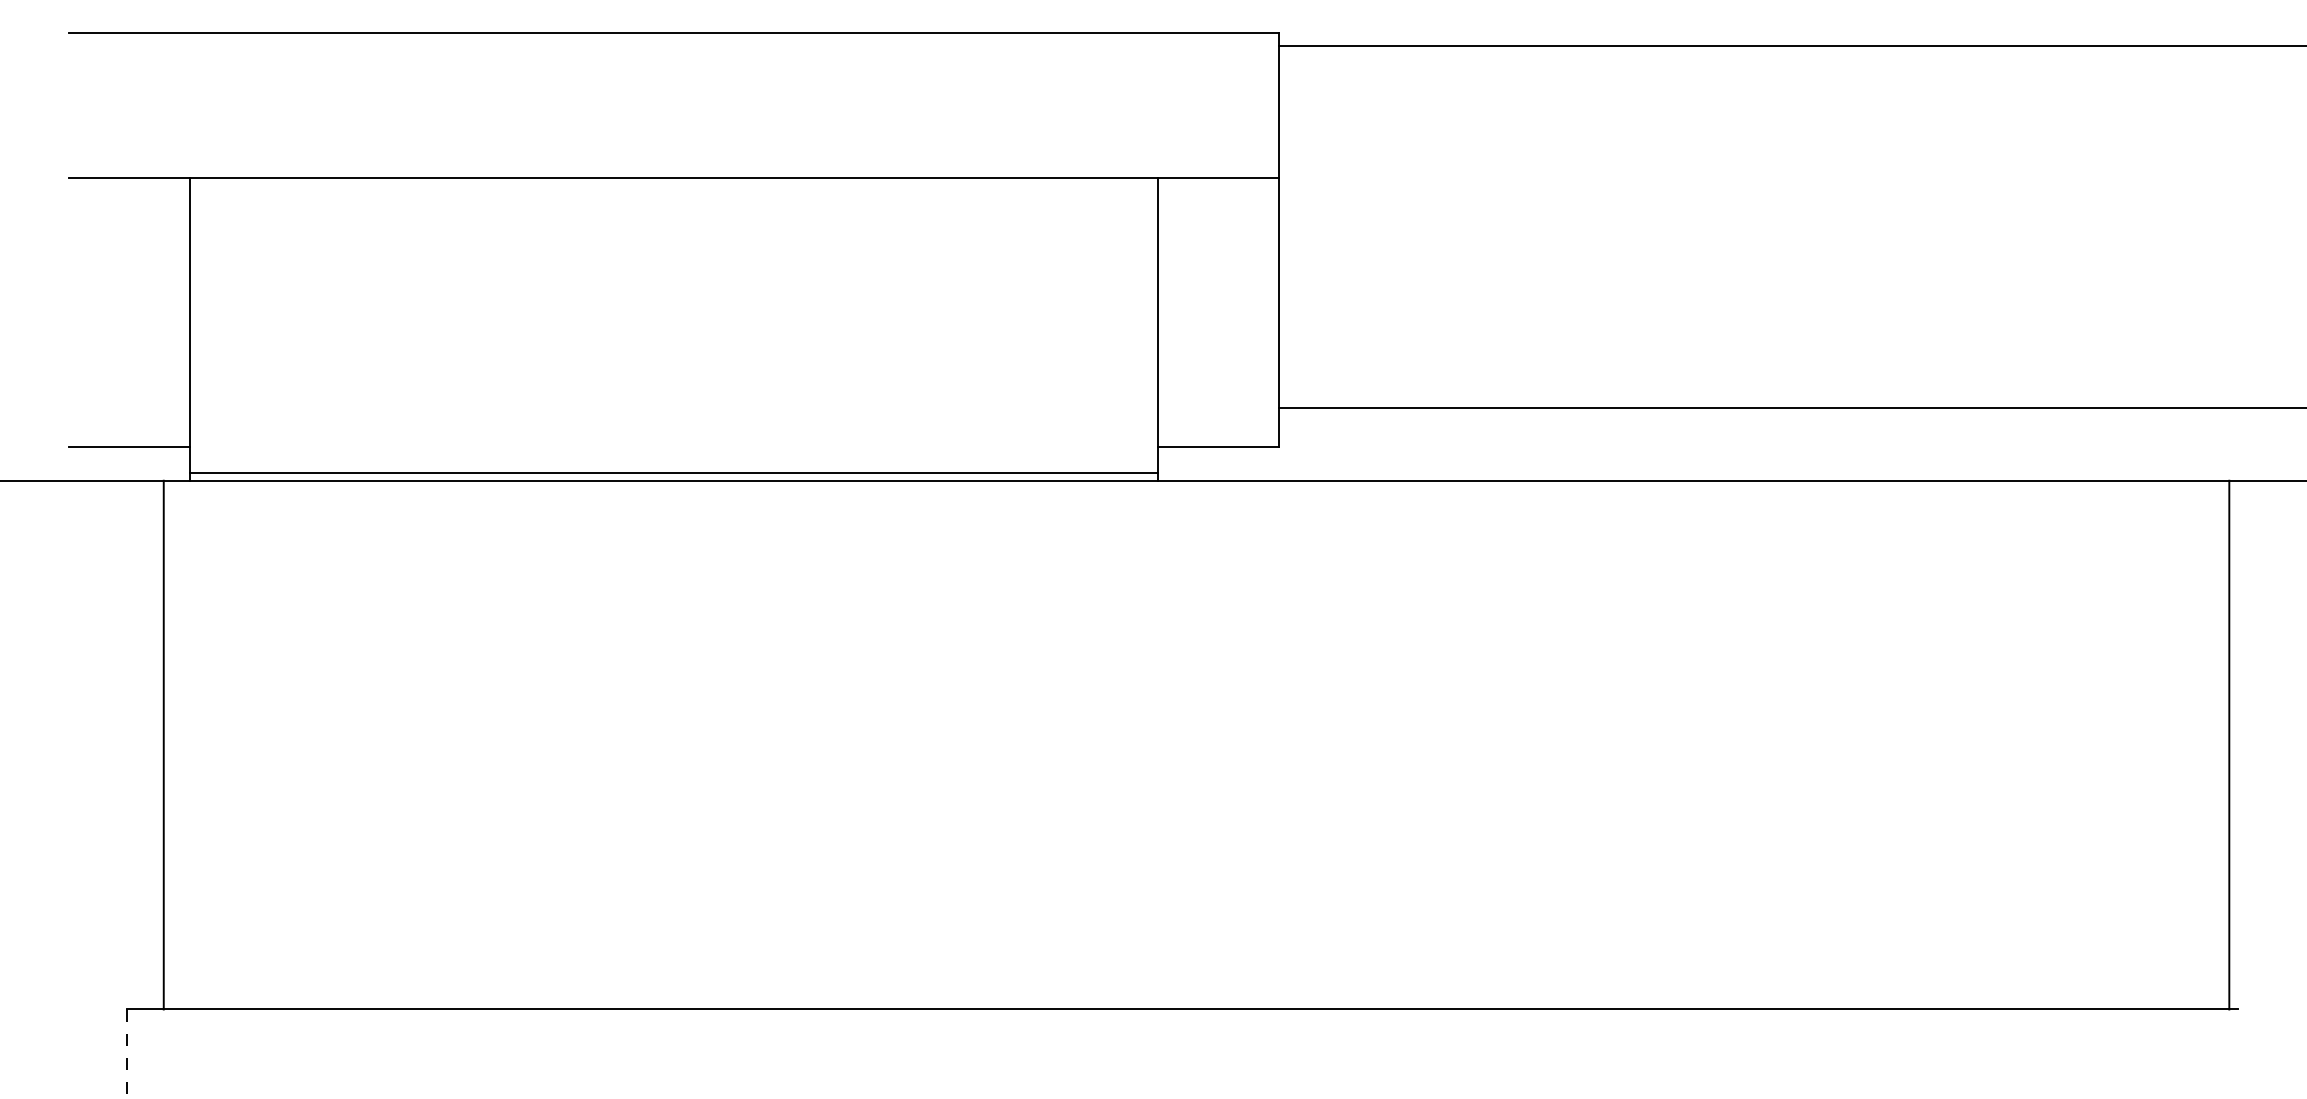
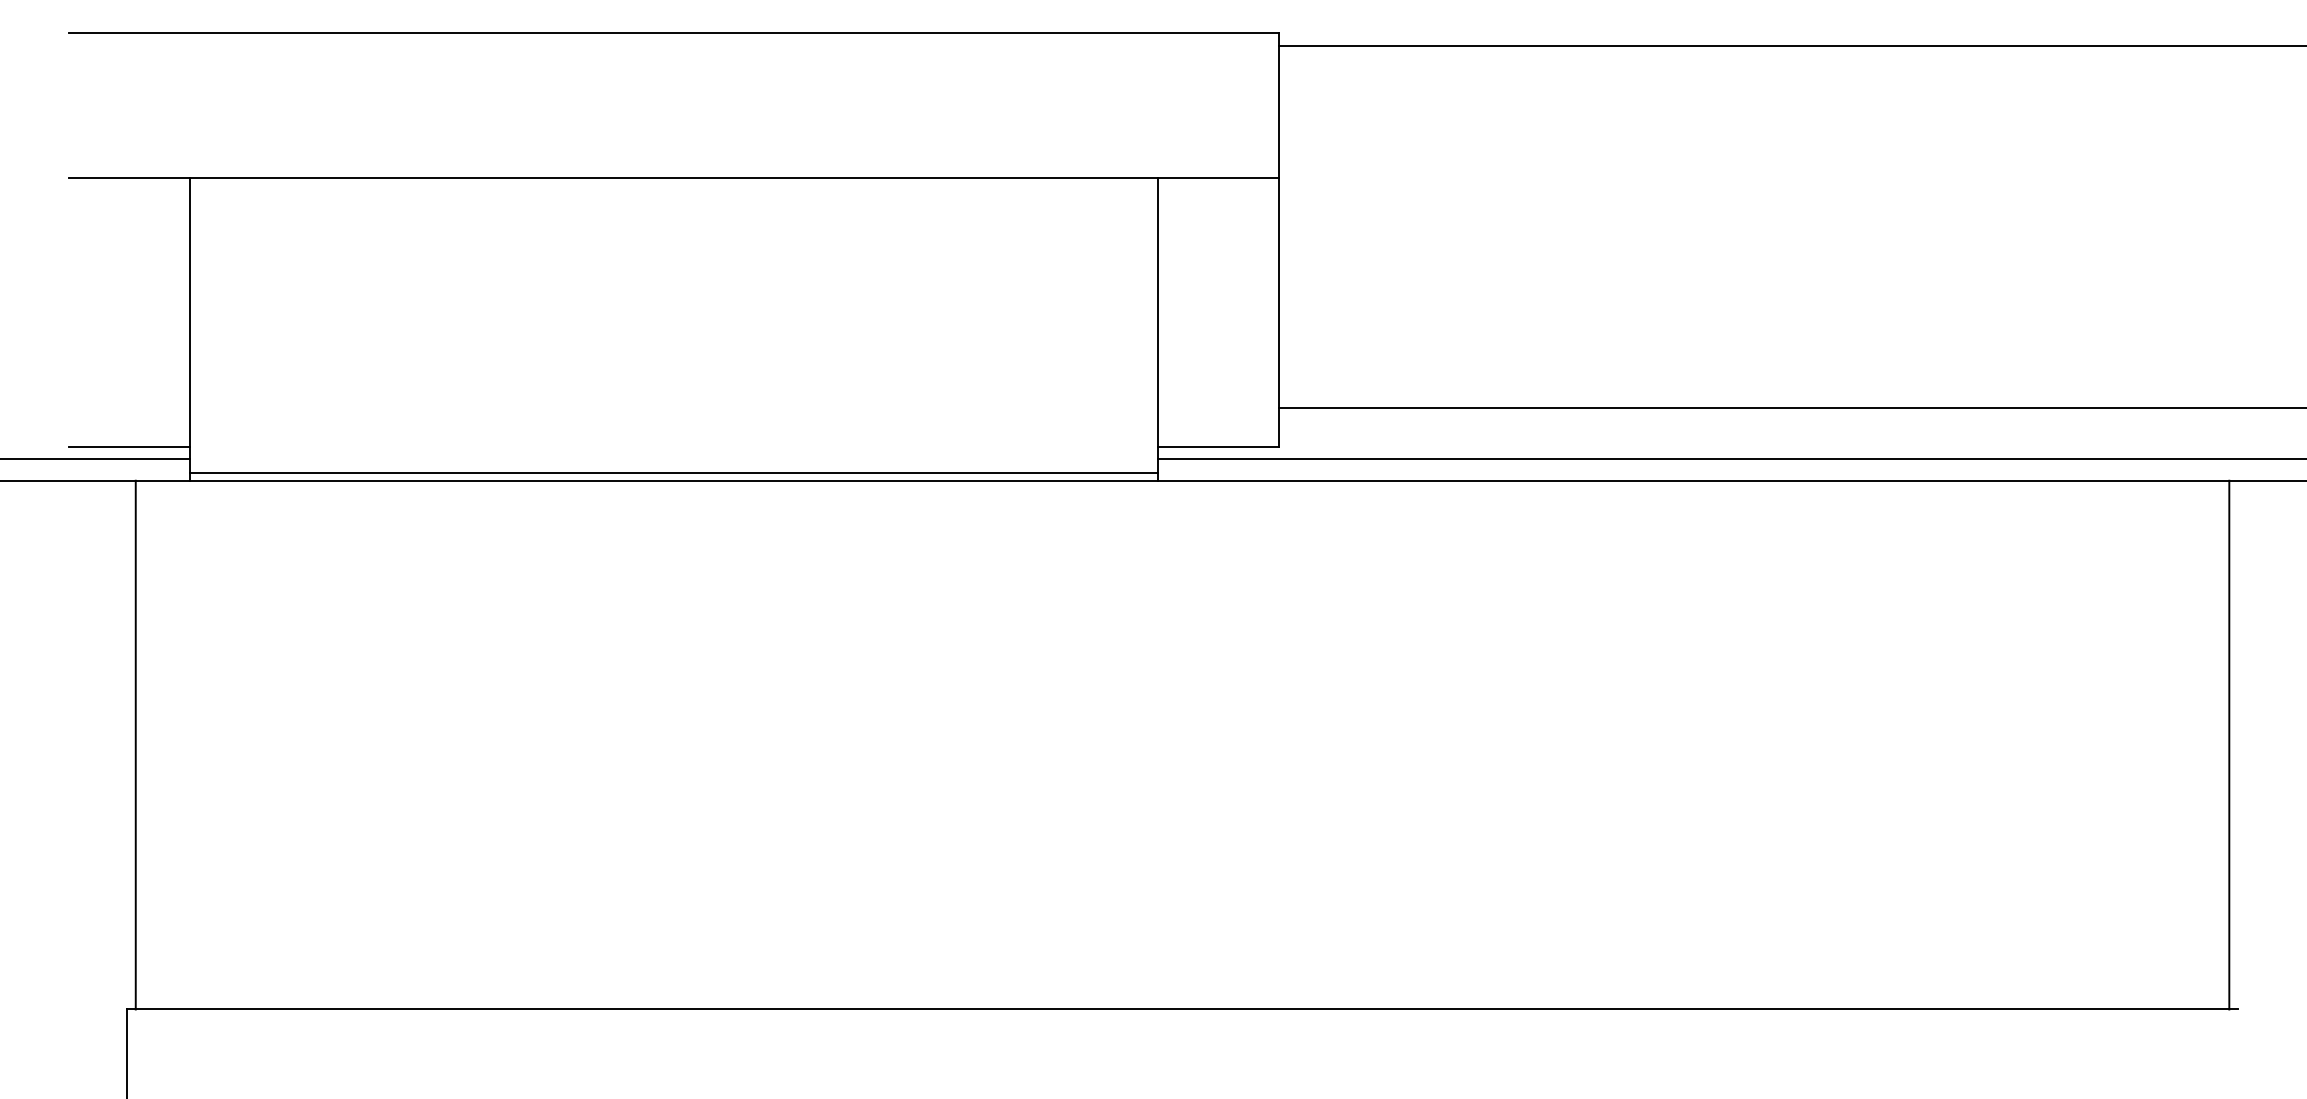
line: none -> present (96, 458)
line: none -> present (1730, 458)
line position: (163, 744) -> (135, 744) (135, 744)
line: dashed -> solid (127, 1054)
